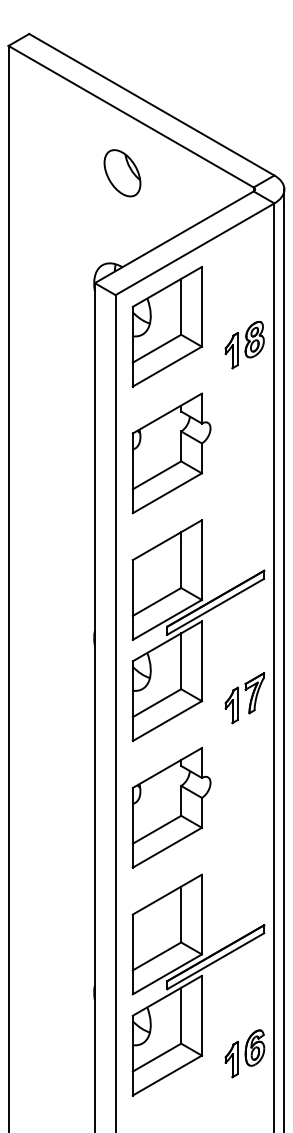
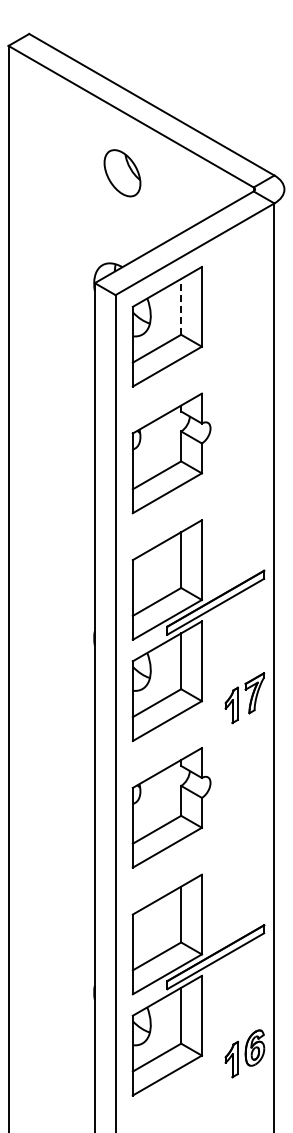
line: solid -> dashed (181, 306)
part: present -> none (244, 345)
line: present -> none (284, 659)
